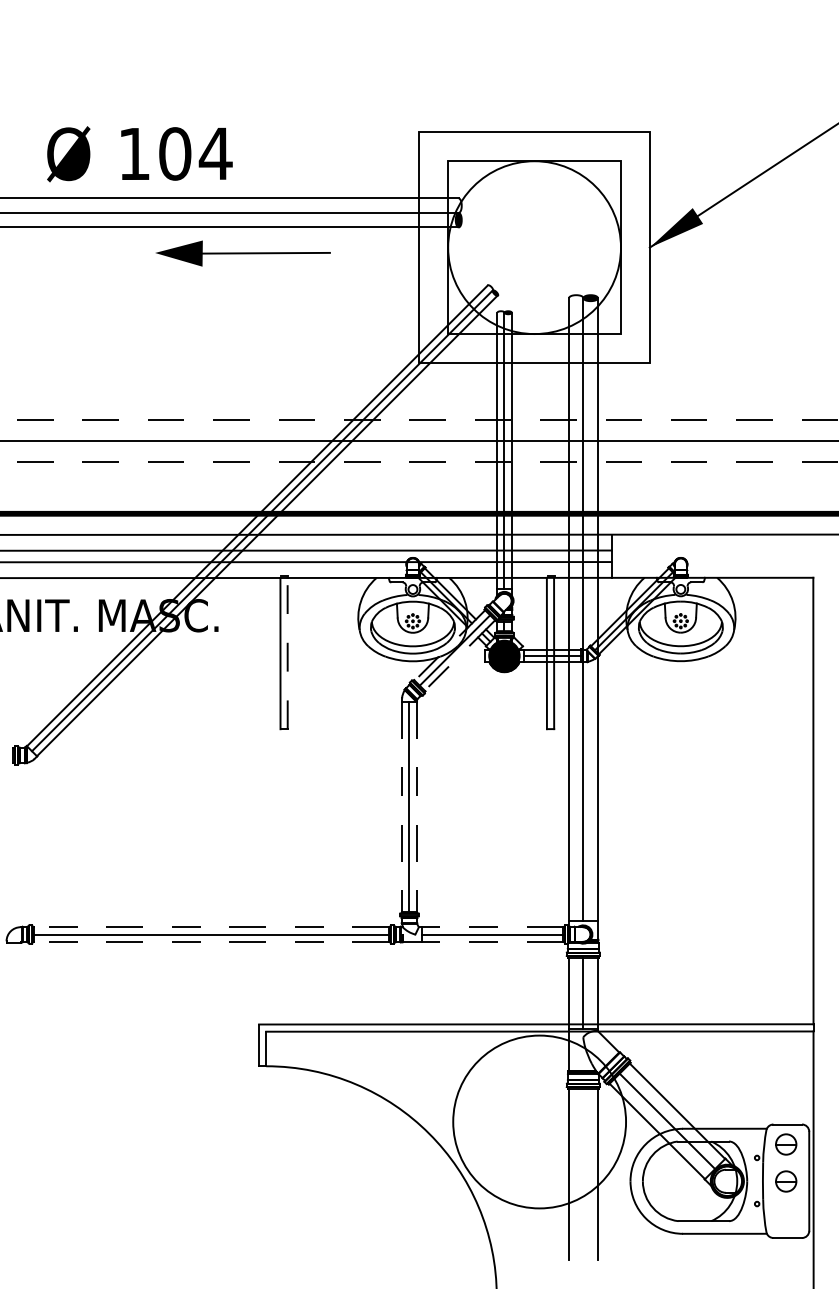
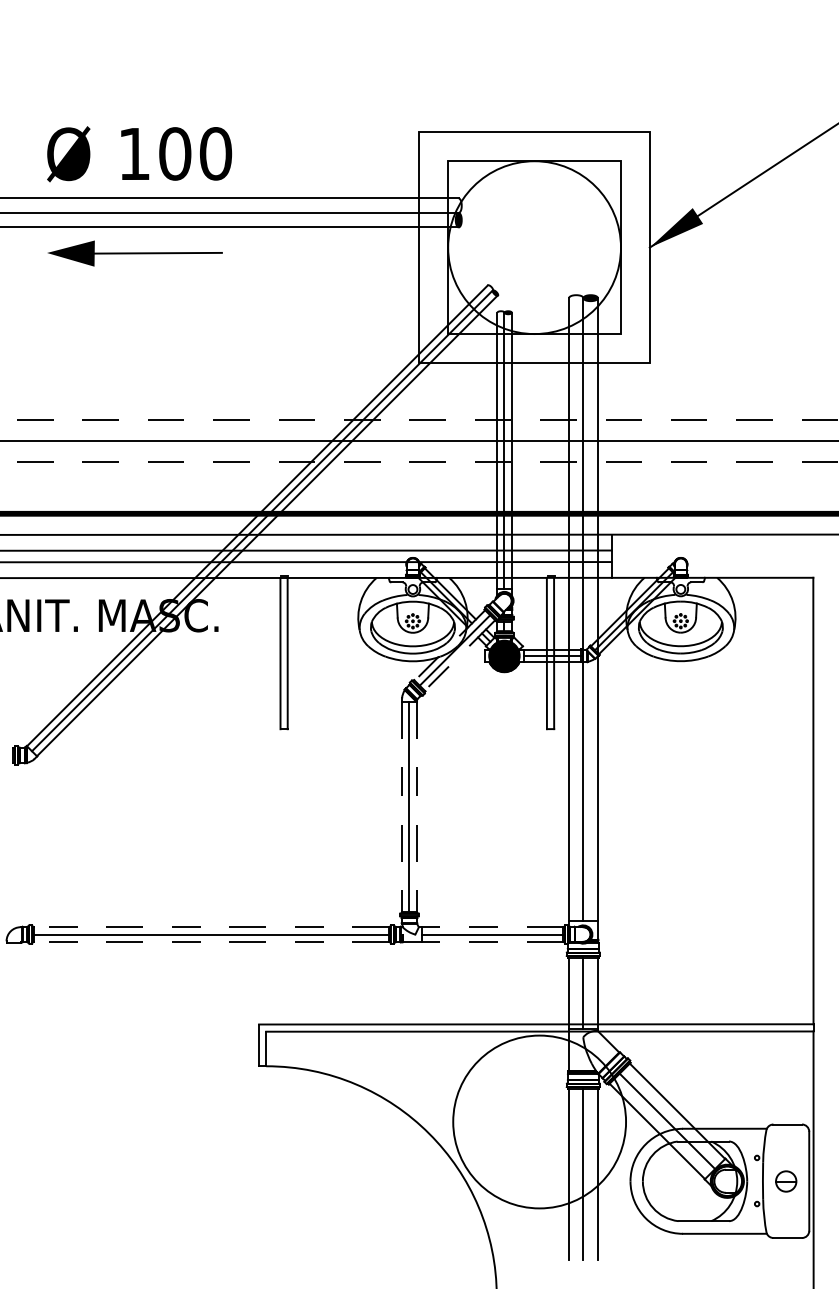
text: 104 -> 100 (215, 153)
part position: (242, 253) -> (134, 253) (134, 253)
line: dashed -> solid (287, 653)
part: present -> none (786, 1144)
line: none -> present (583, 1174)
